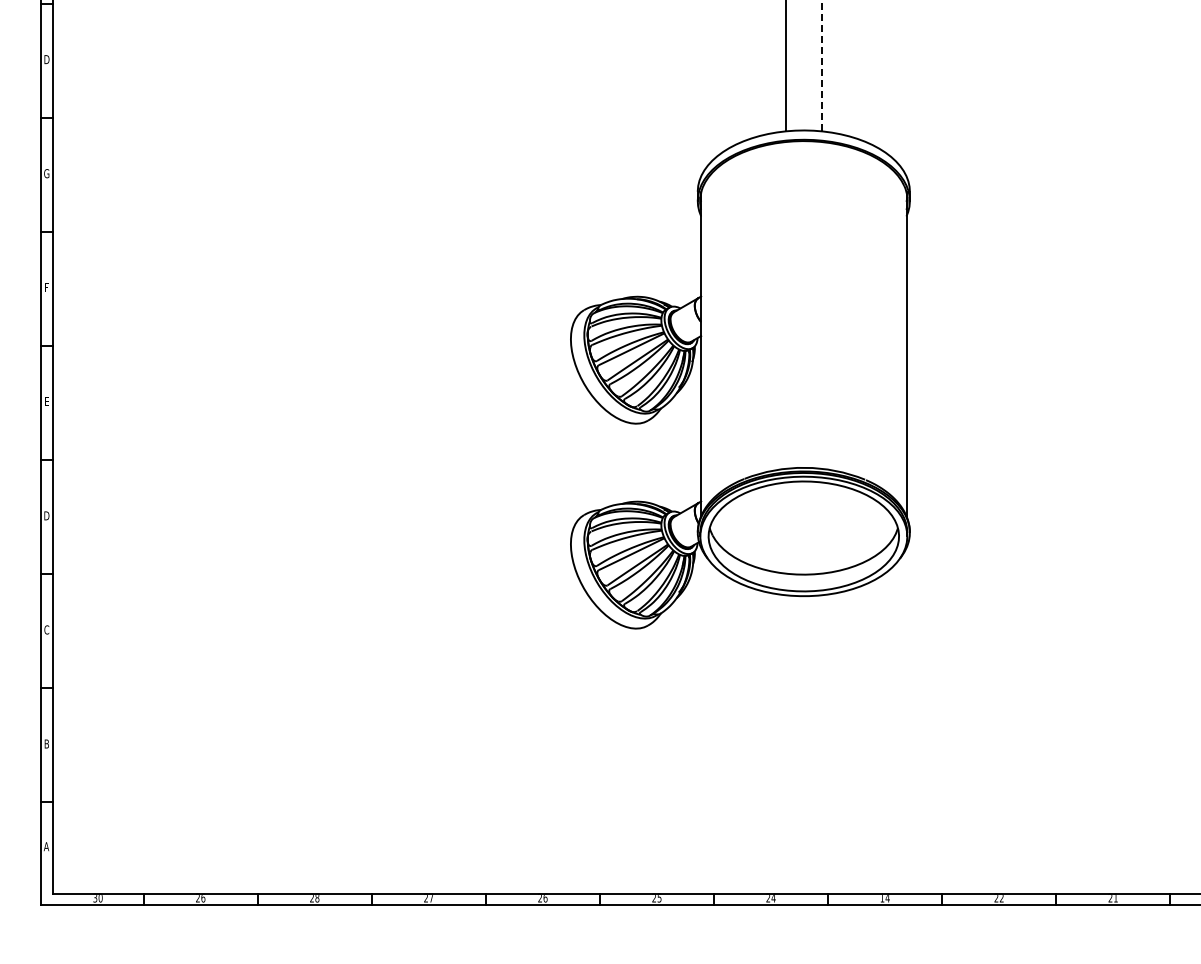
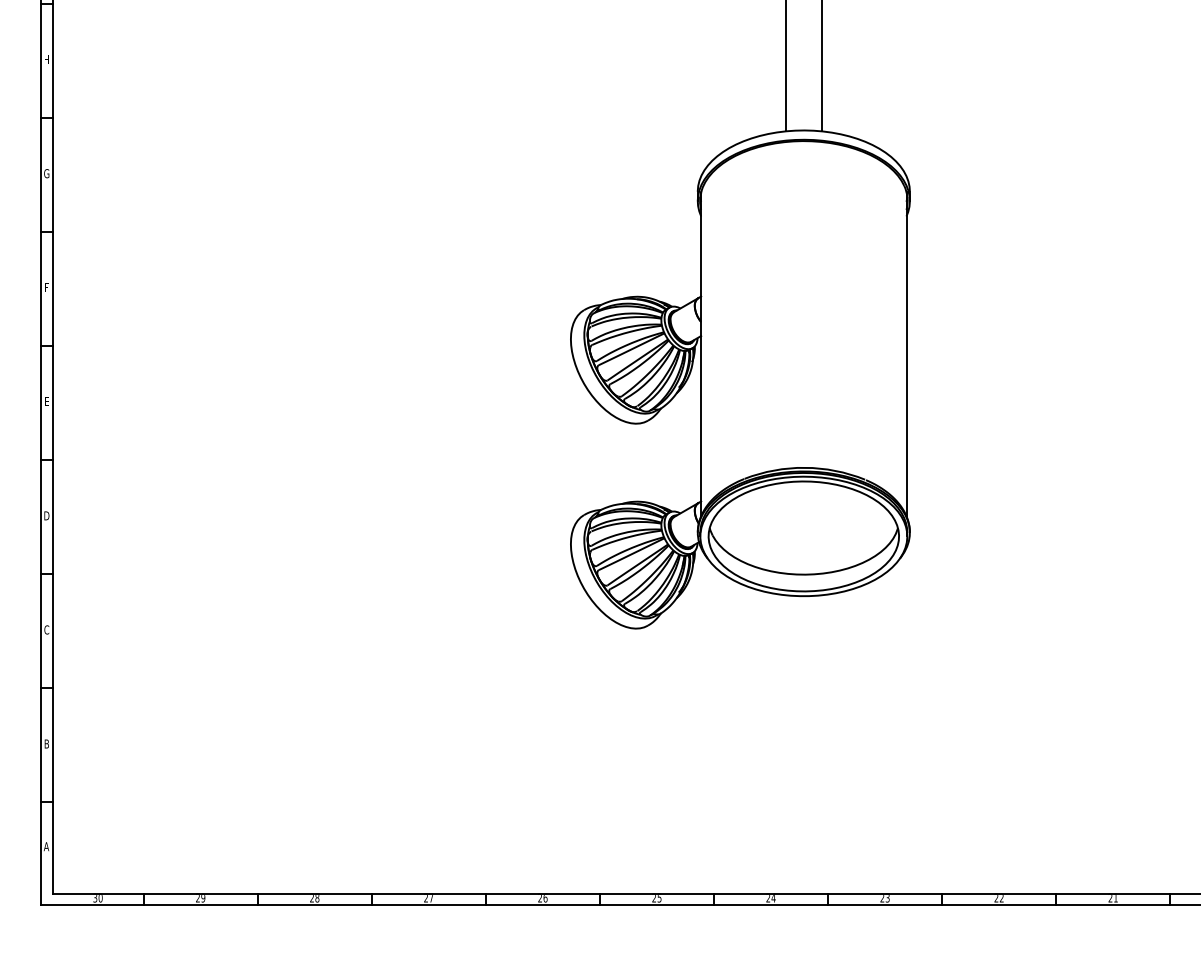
text: D -> H (46, 59)
line: dashed -> solid (822, 65)
text: 26 -> 29 (203, 898)
text: 14 -> 23 (884, 898)
